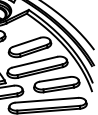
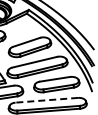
line: solid -> dashed (46, 100)
